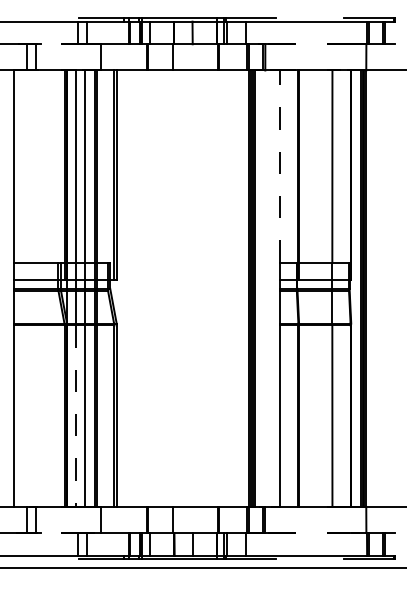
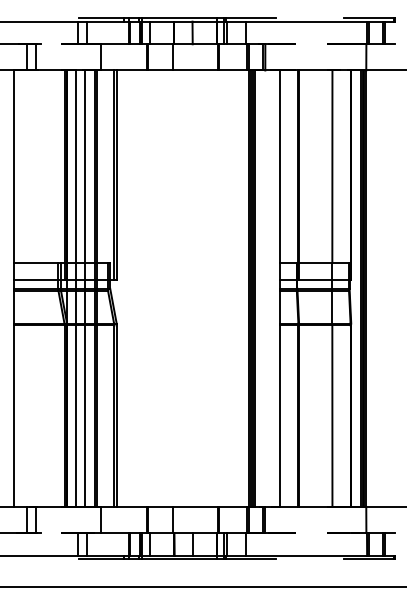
line: dashed -> solid (279, 166)
line: dashed -> solid (75, 416)
line position: (202, 567) -> (202, 586) (202, 586)
